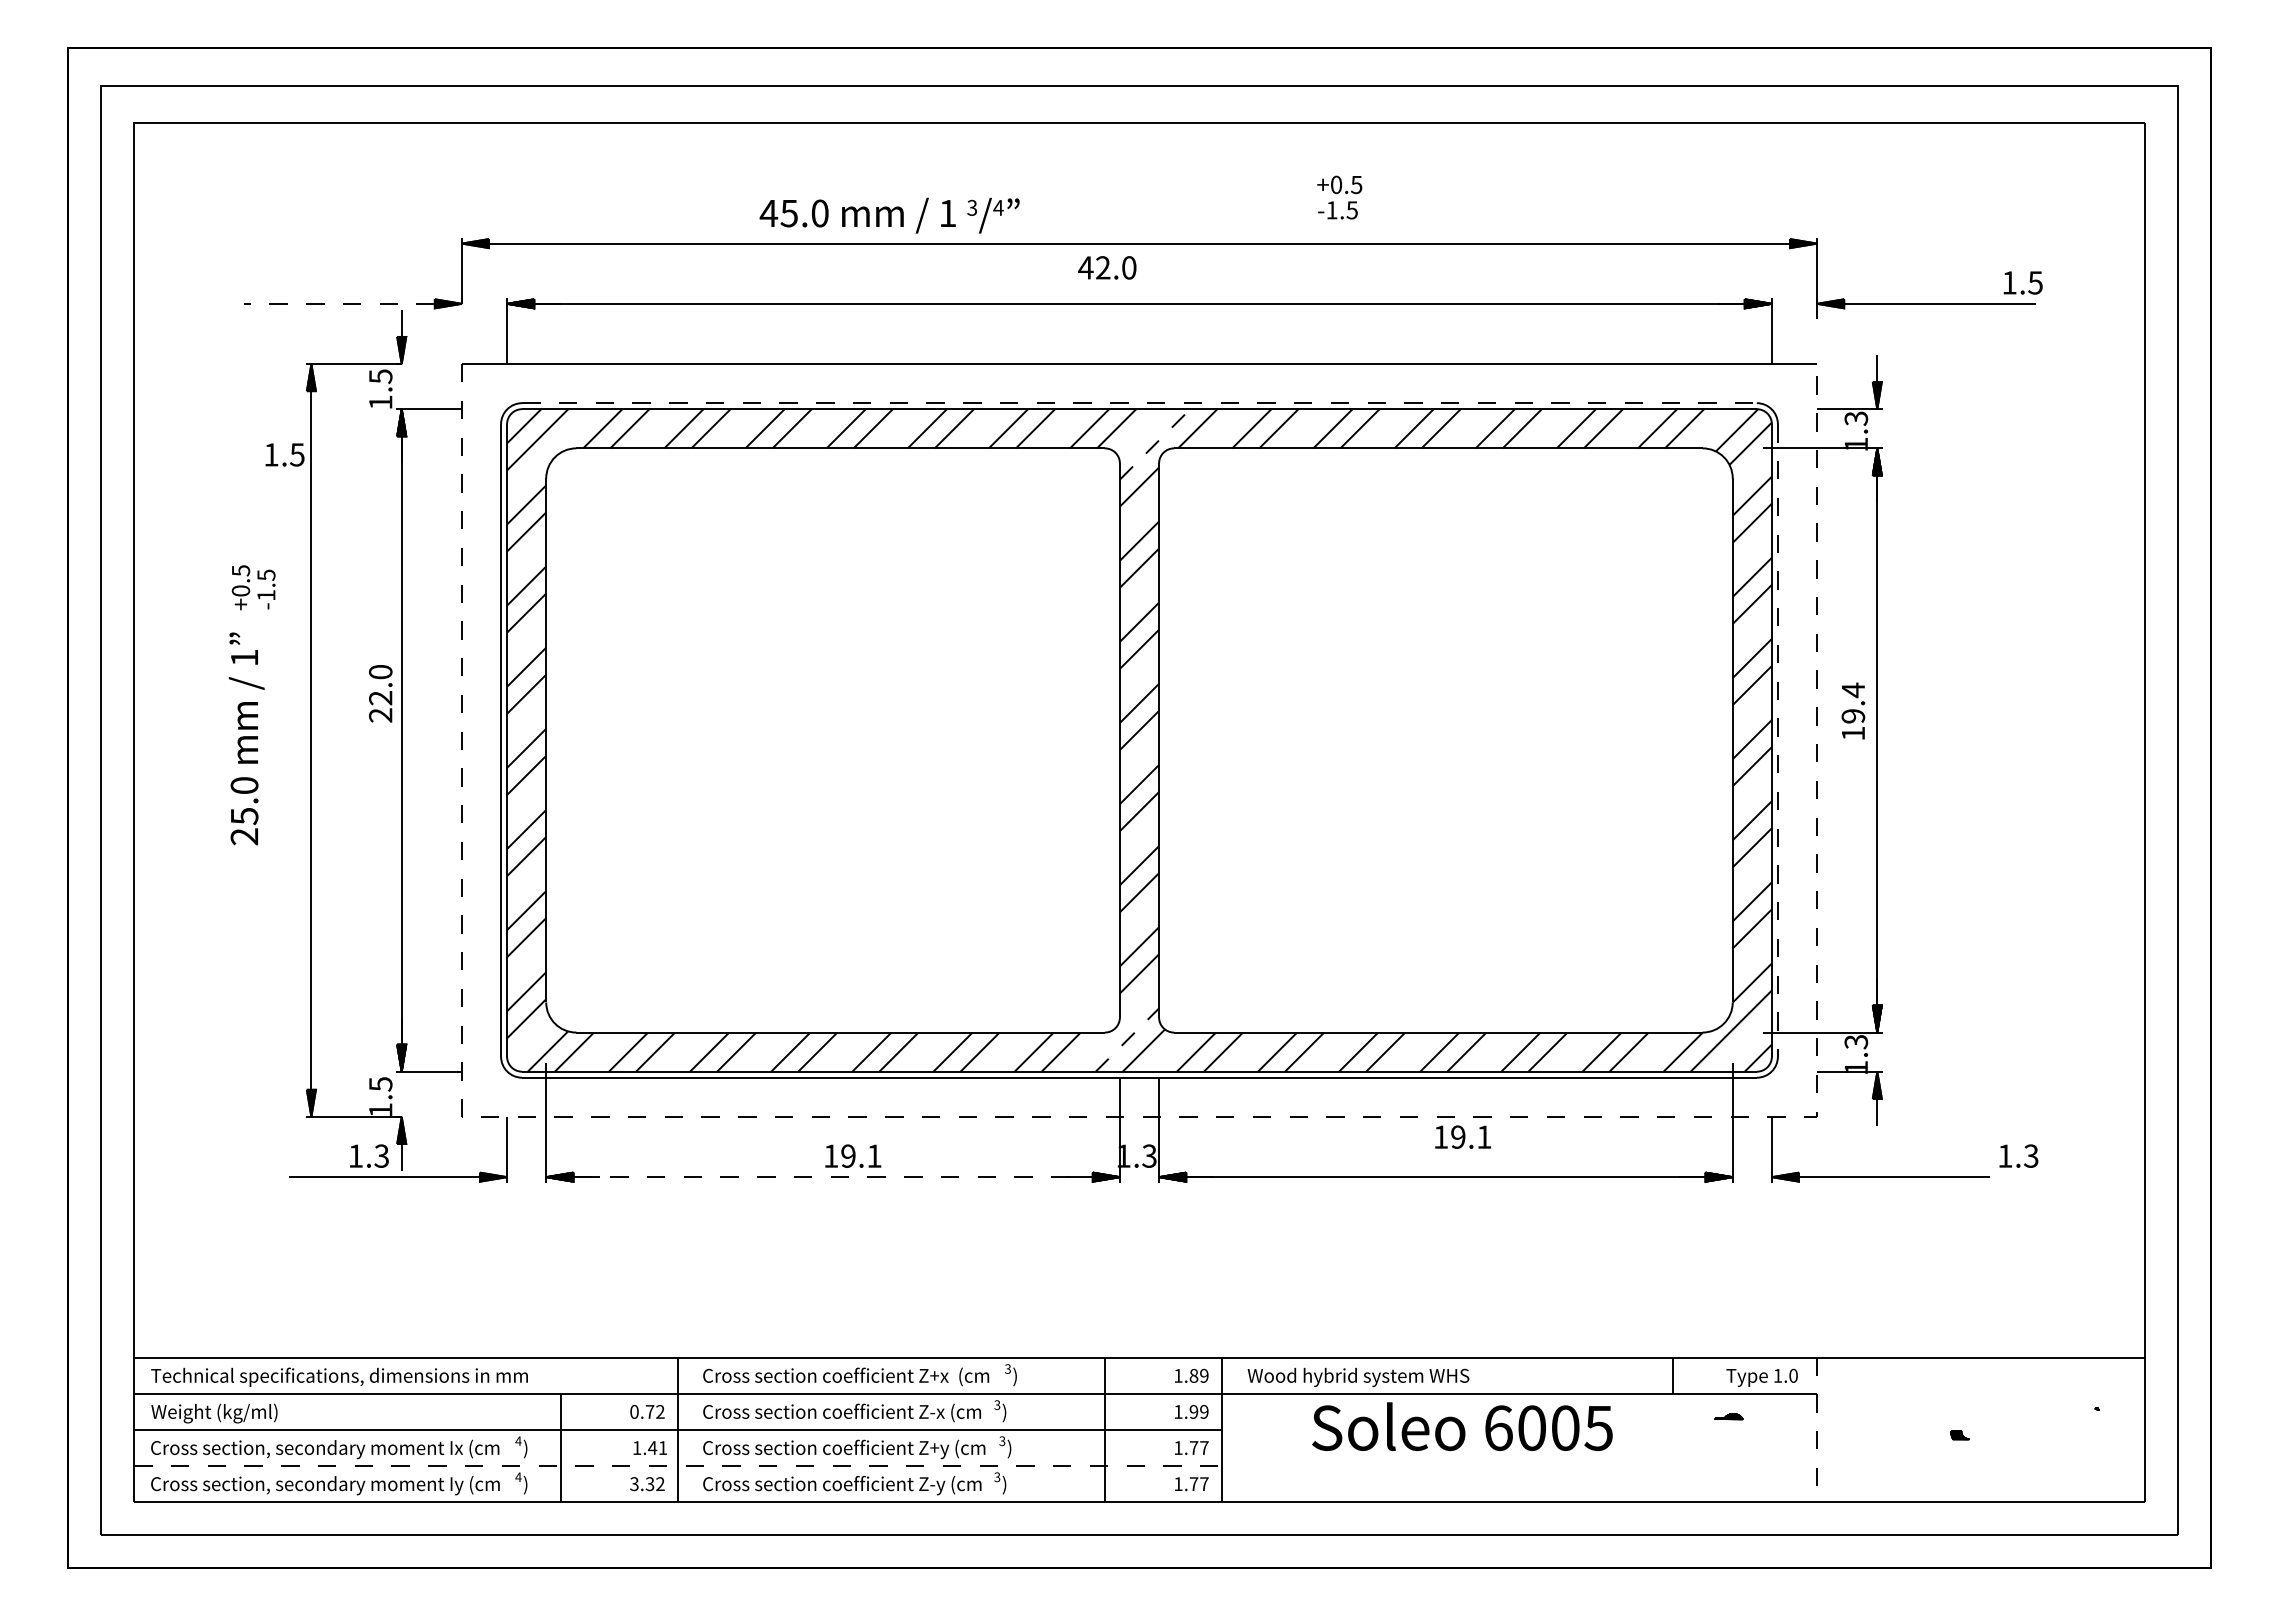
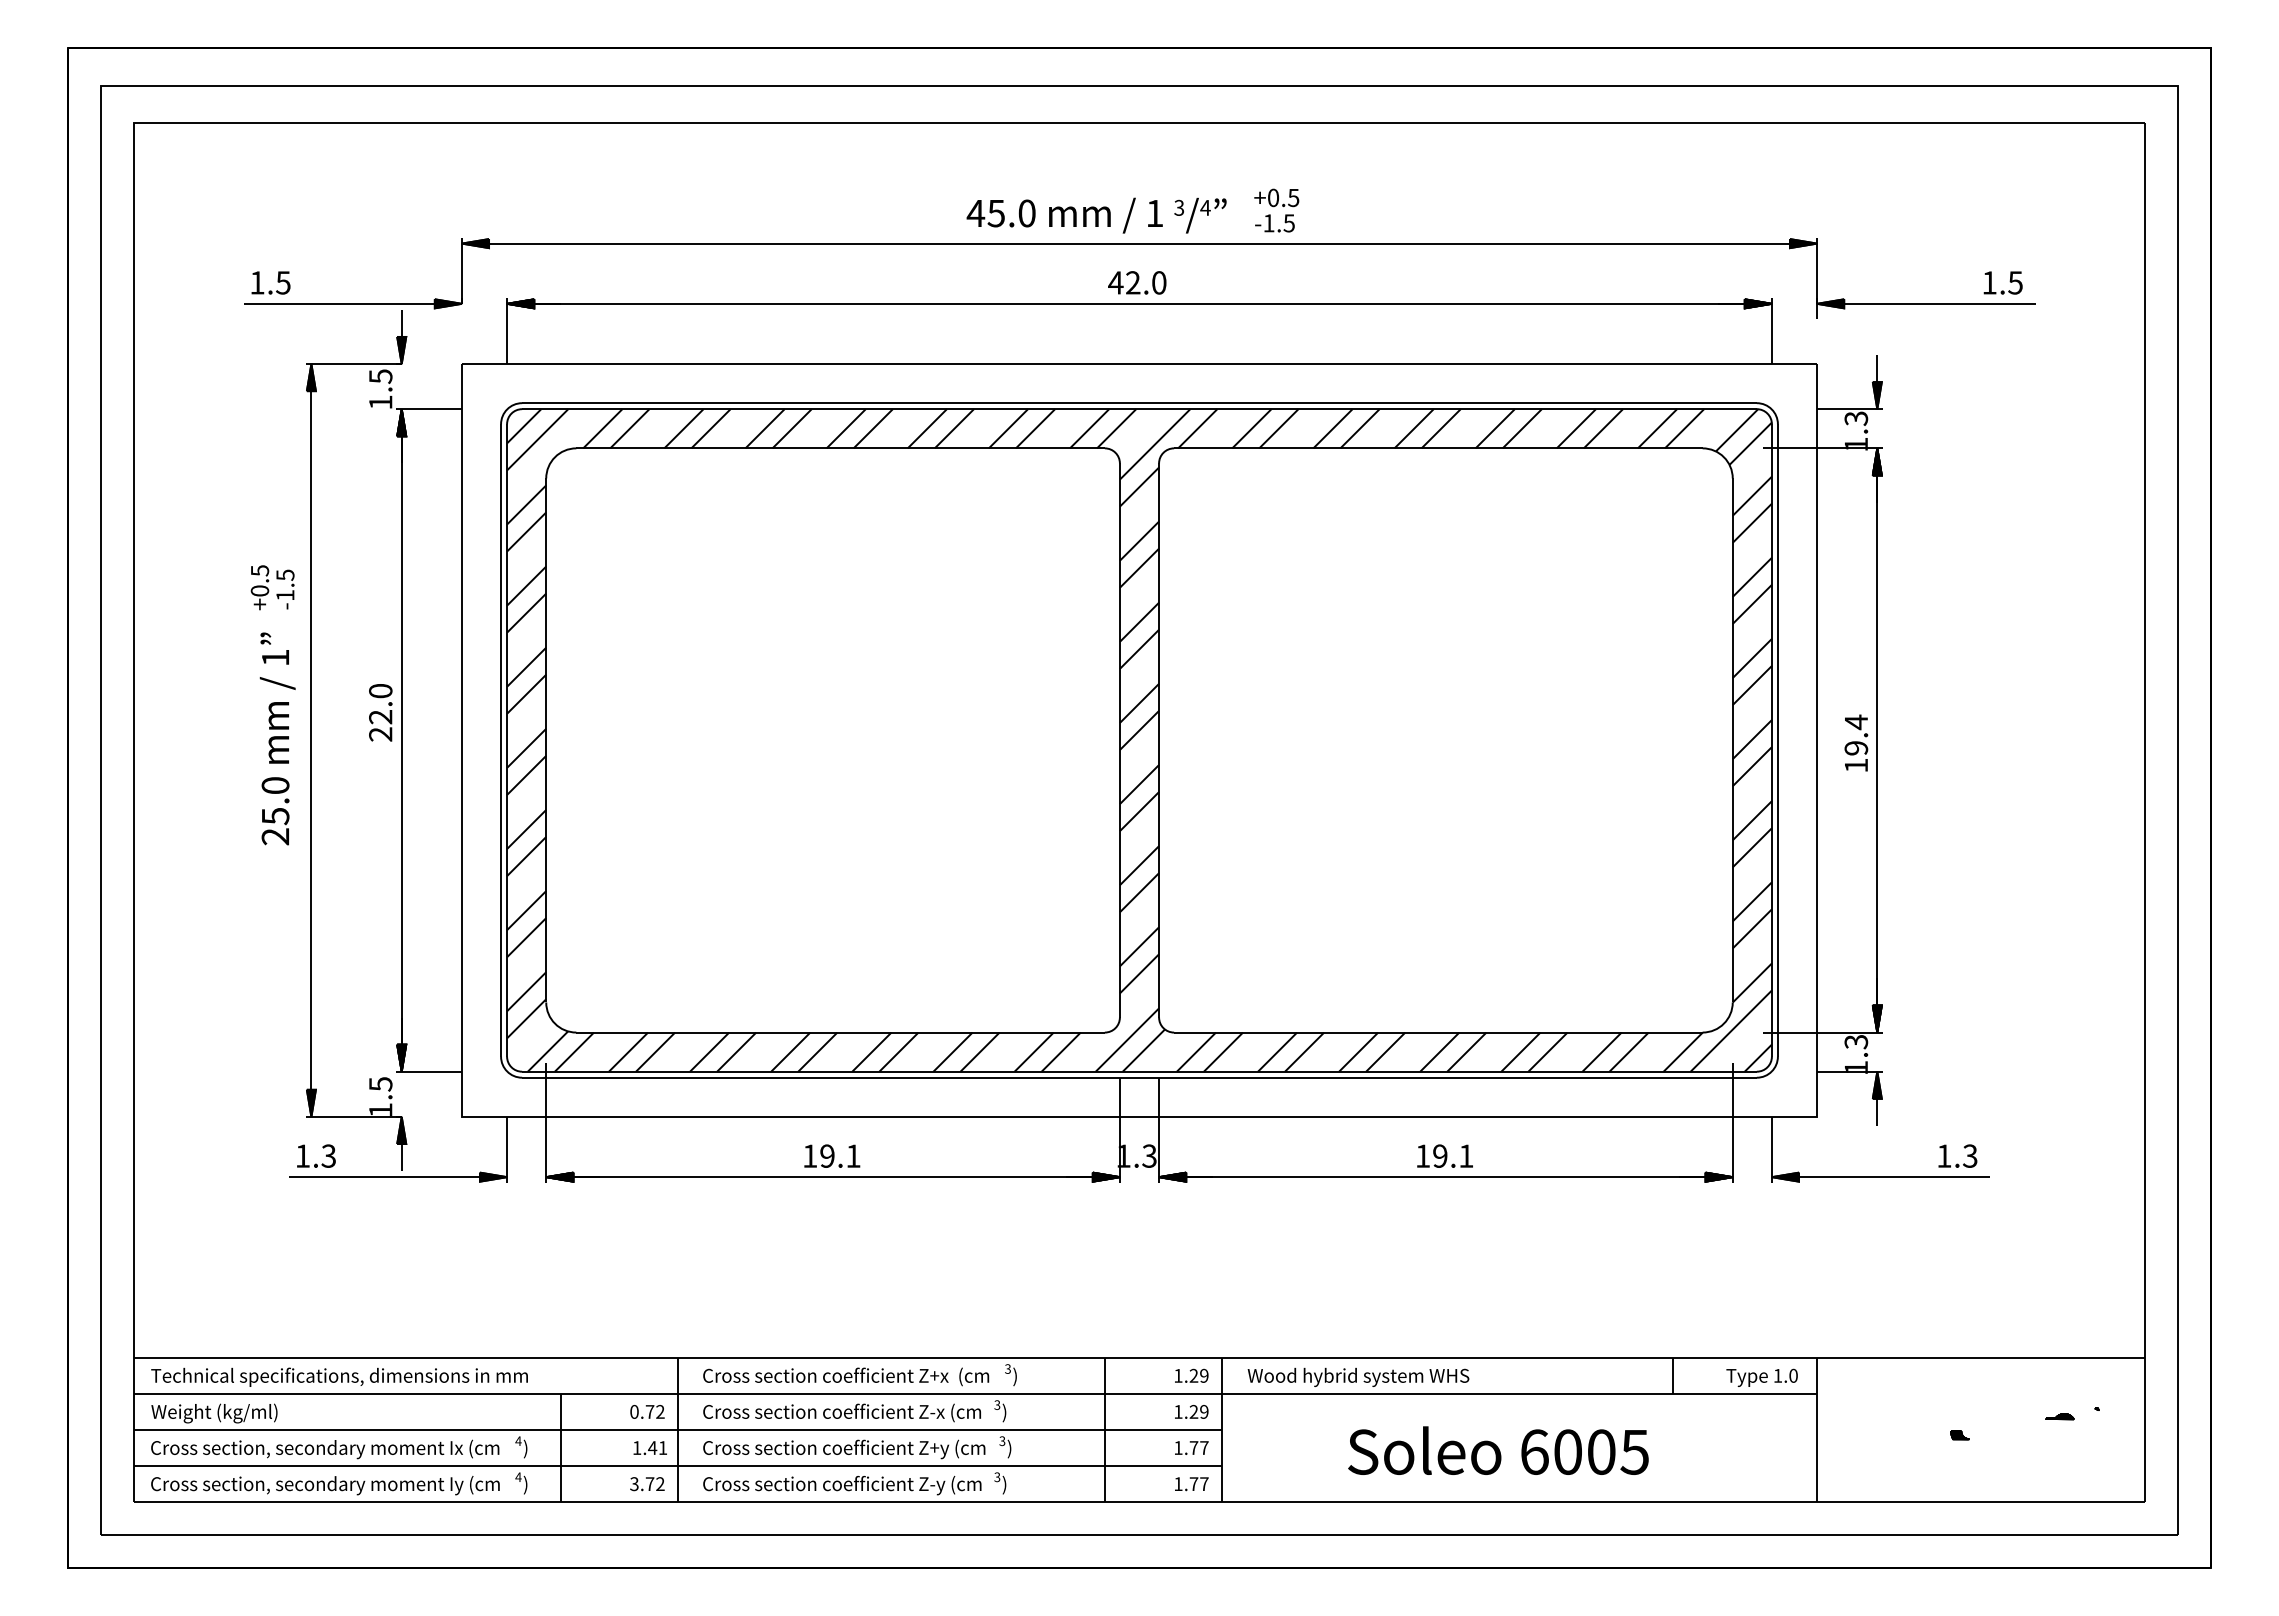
text position: (1339, 197) -> (1276, 210) (1276, 210)
text position: (889, 215) -> (1096, 215) (1096, 215)
text position: (1107, 267) -> (1137, 282) (1137, 282)
text position: (2022, 282) -> (2002, 282) (2002, 282)
line: dashed -> solid (339, 303)
line: dashed -> solid (1140, 403)
line: dashed -> solid (1155, 444)
text position: (284, 454) -> (270, 282) (270, 282)
text position: (253, 587) -> (272, 587) (272, 587)
text position: (380, 693) -> (380, 712) (380, 712)
text position: (1853, 710) -> (1856, 742) (1856, 742)
text position: (246, 738) -> (277, 738) (277, 738)
line: dashed -> solid (1777, 740)
line: dashed -> solid (1127, 1040)
line: dashed -> solid (1139, 1116)
text position: (1462, 1136) -> (1444, 1155) (1444, 1155)
text position: (369, 1155) -> (316, 1155) (316, 1155)
text position: (853, 1155) -> (832, 1155) (832, 1155)
text position: (2018, 1155) -> (1957, 1155) (1957, 1155)
line: dashed -> solid (833, 1177)
text: 1.89 -> 1.29 (1193, 1375)
text: 1.99 -> 1.29 (1193, 1411)
part position: (1728, 1416) -> (2059, 1416) (2059, 1416)
text position: (1462, 1426) -> (1498, 1450) (1498, 1450)
line: dashed -> solid (1817, 1430)
line: dashed -> solid (678, 1465)
text: 3.32 -> 3.72 (649, 1484)
